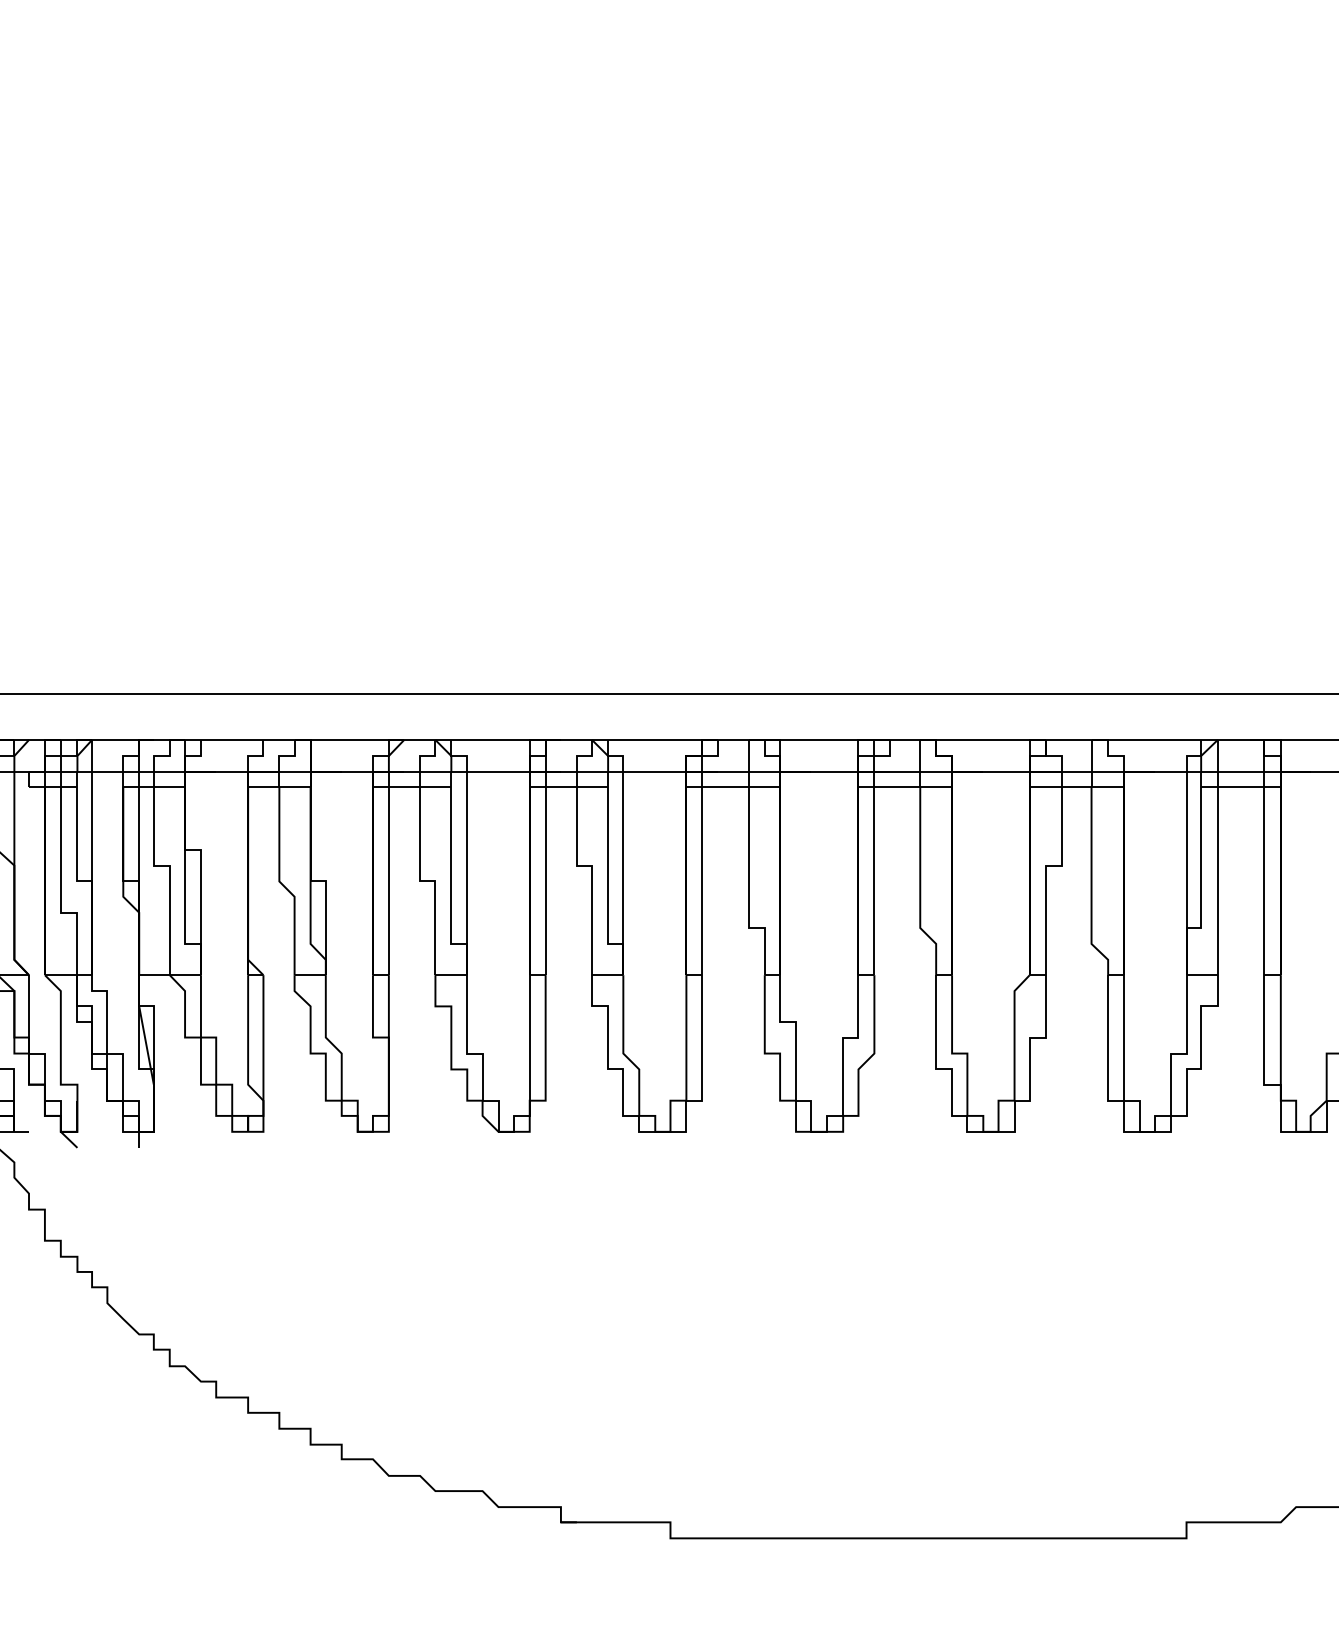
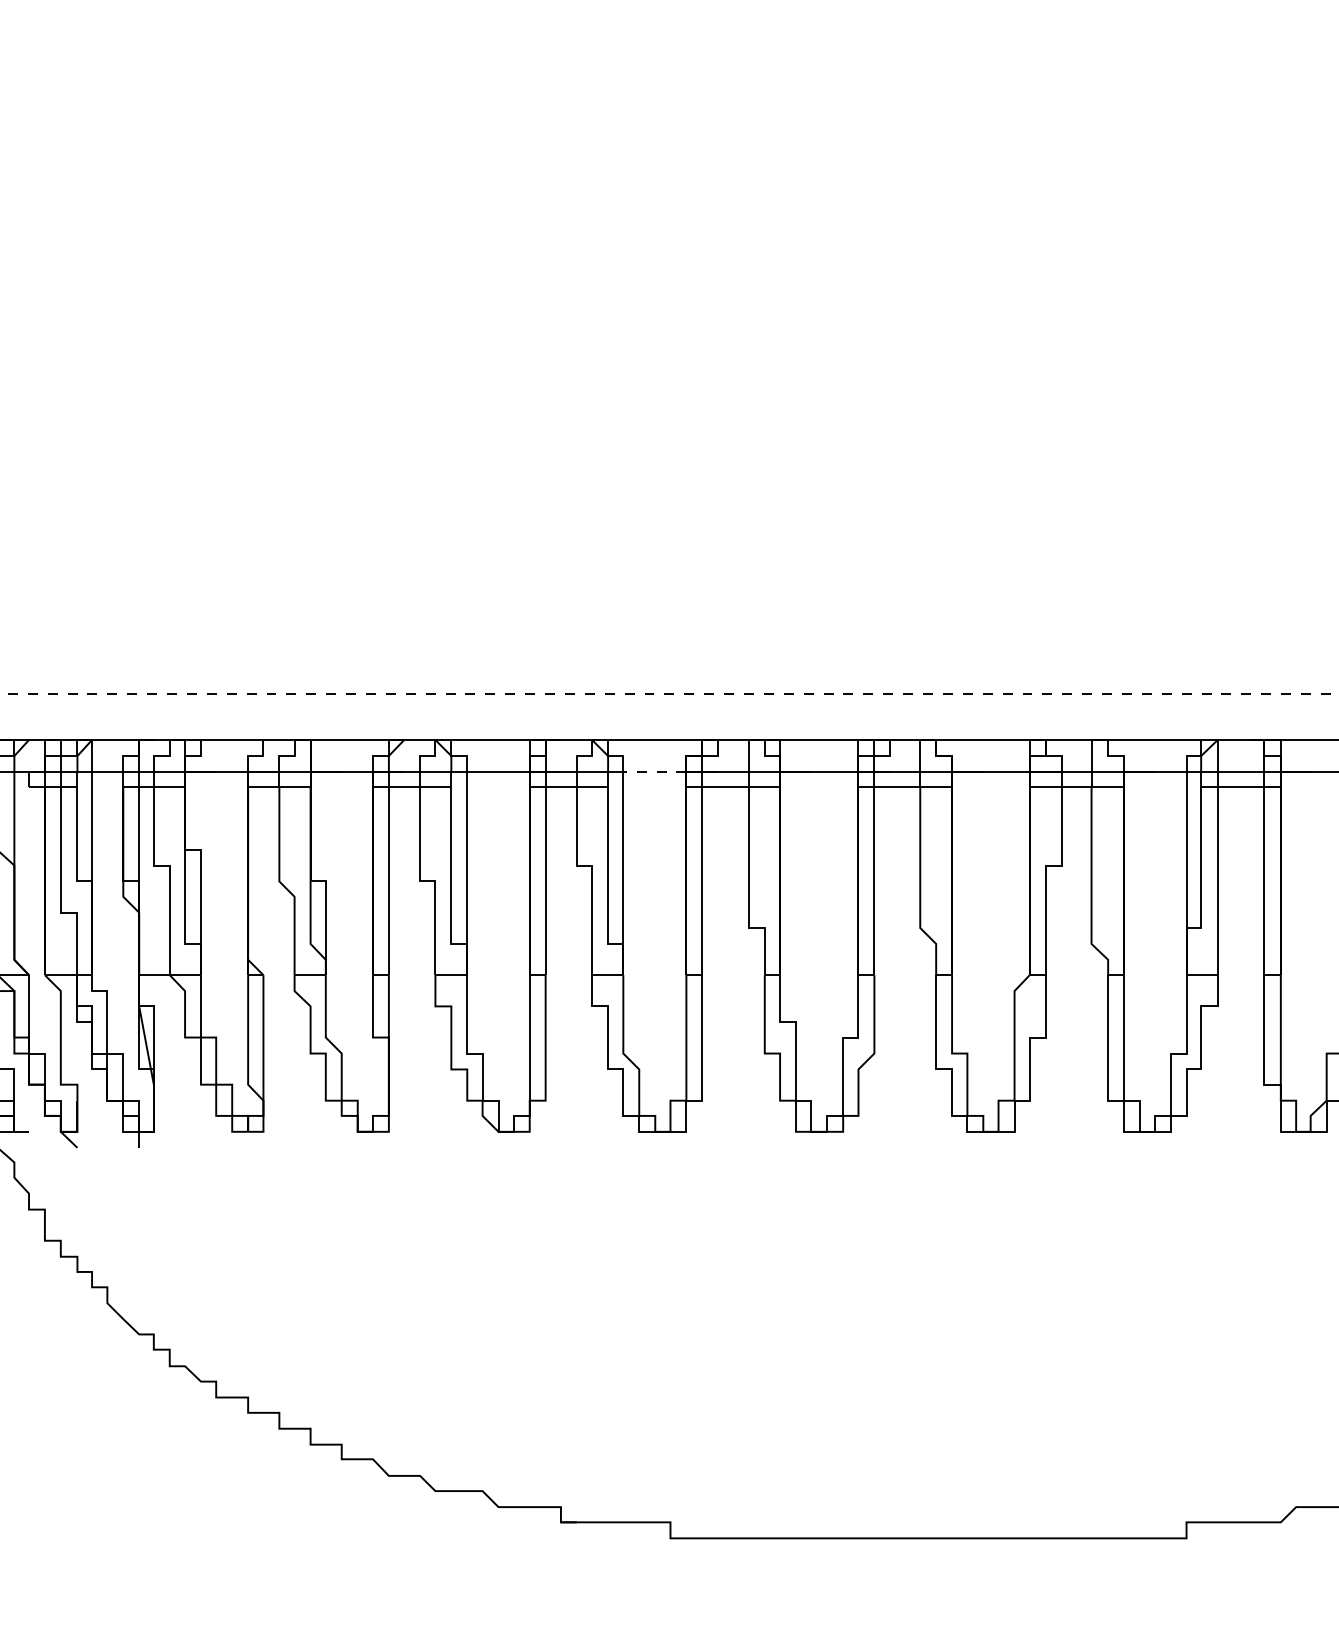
line: solid -> dashed (670, 693)
line: solid -> dashed (654, 771)
